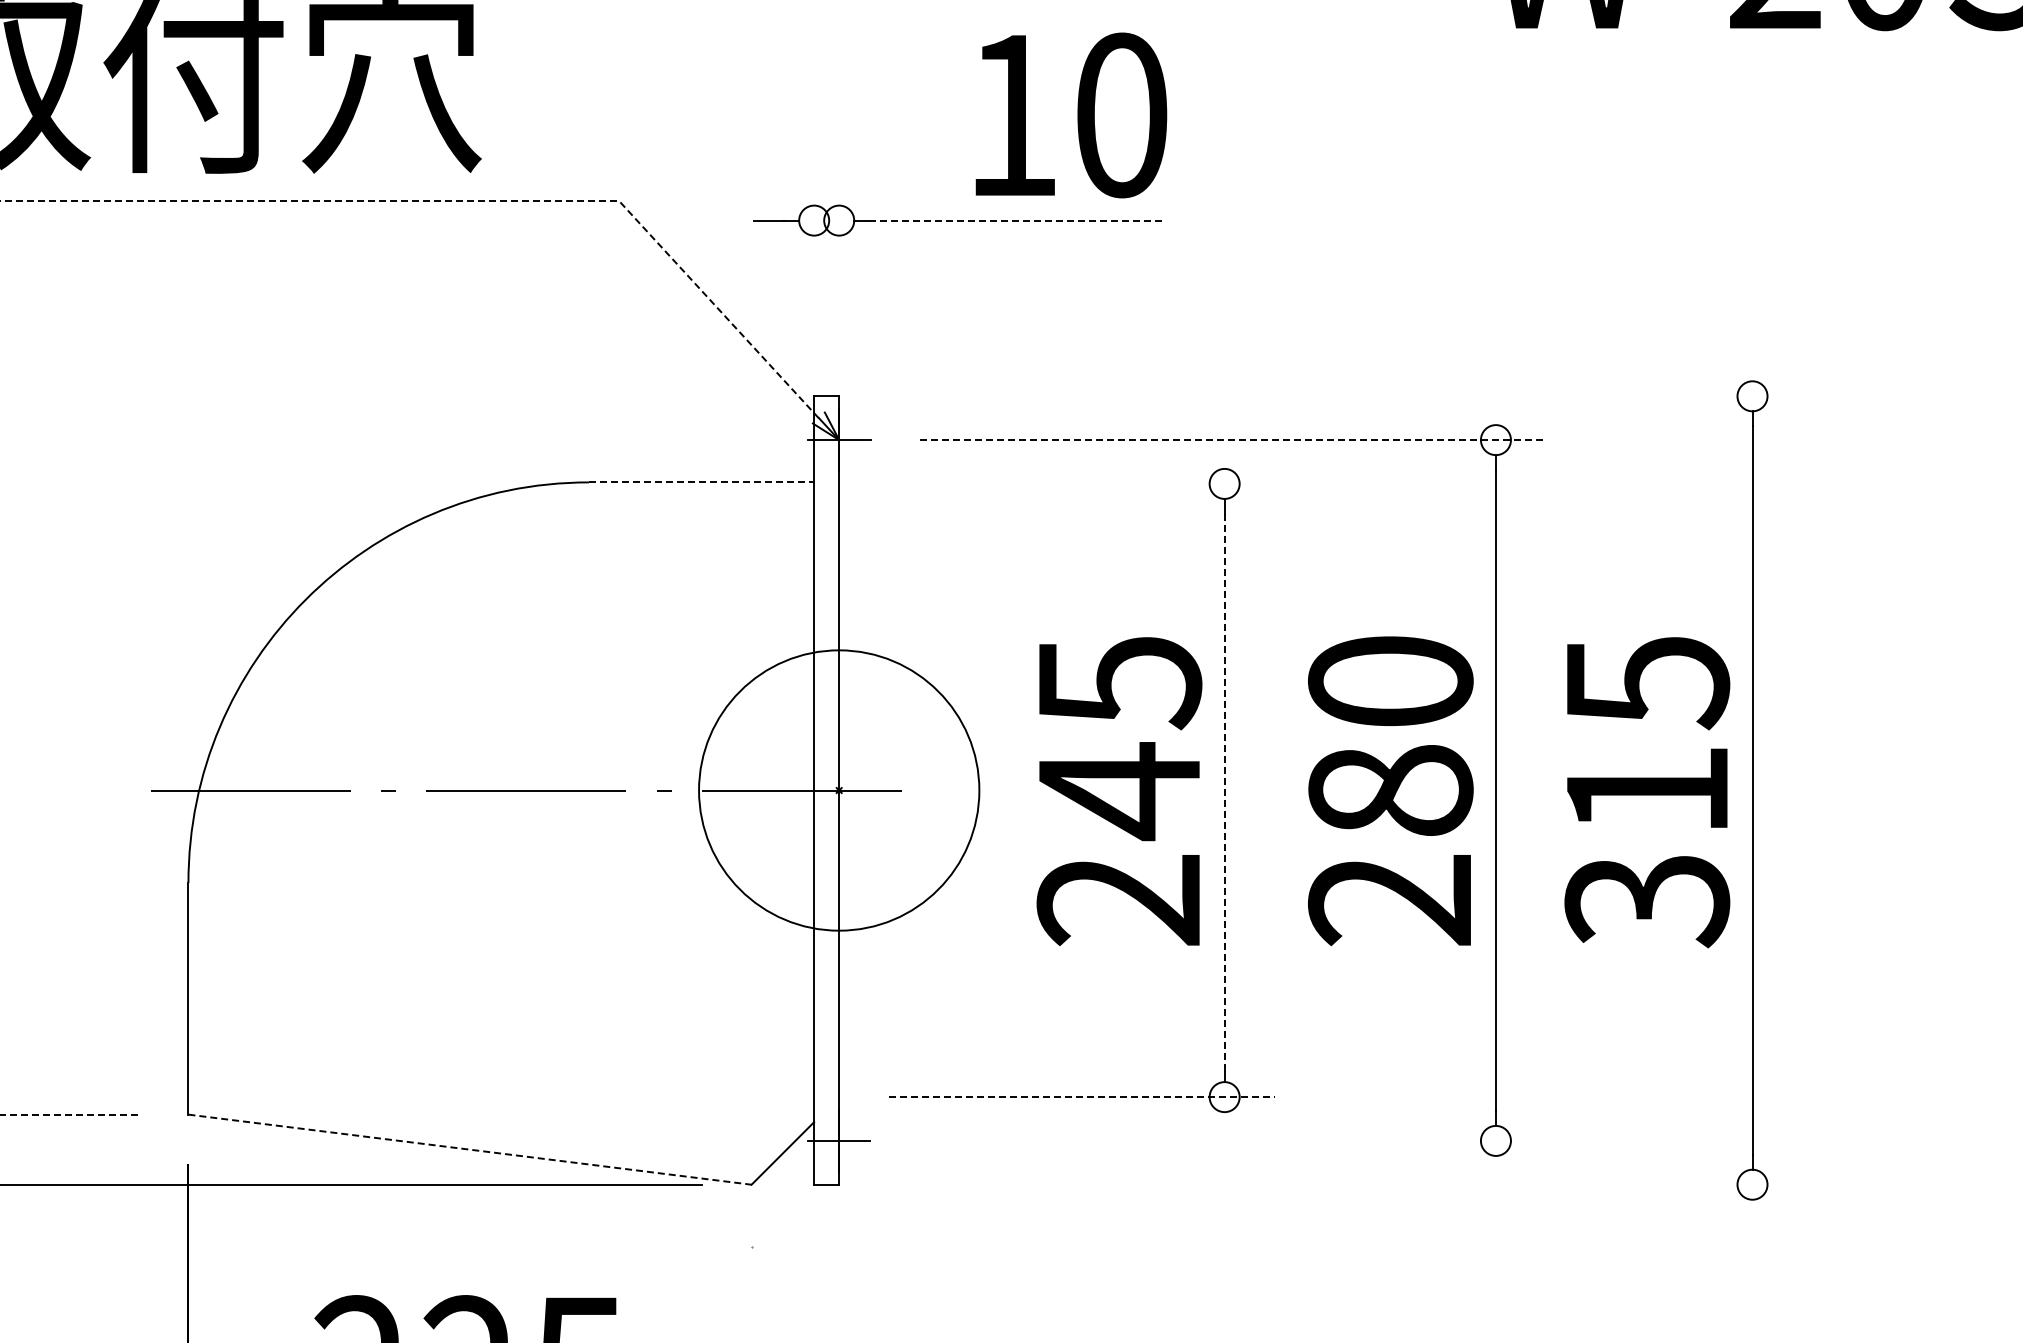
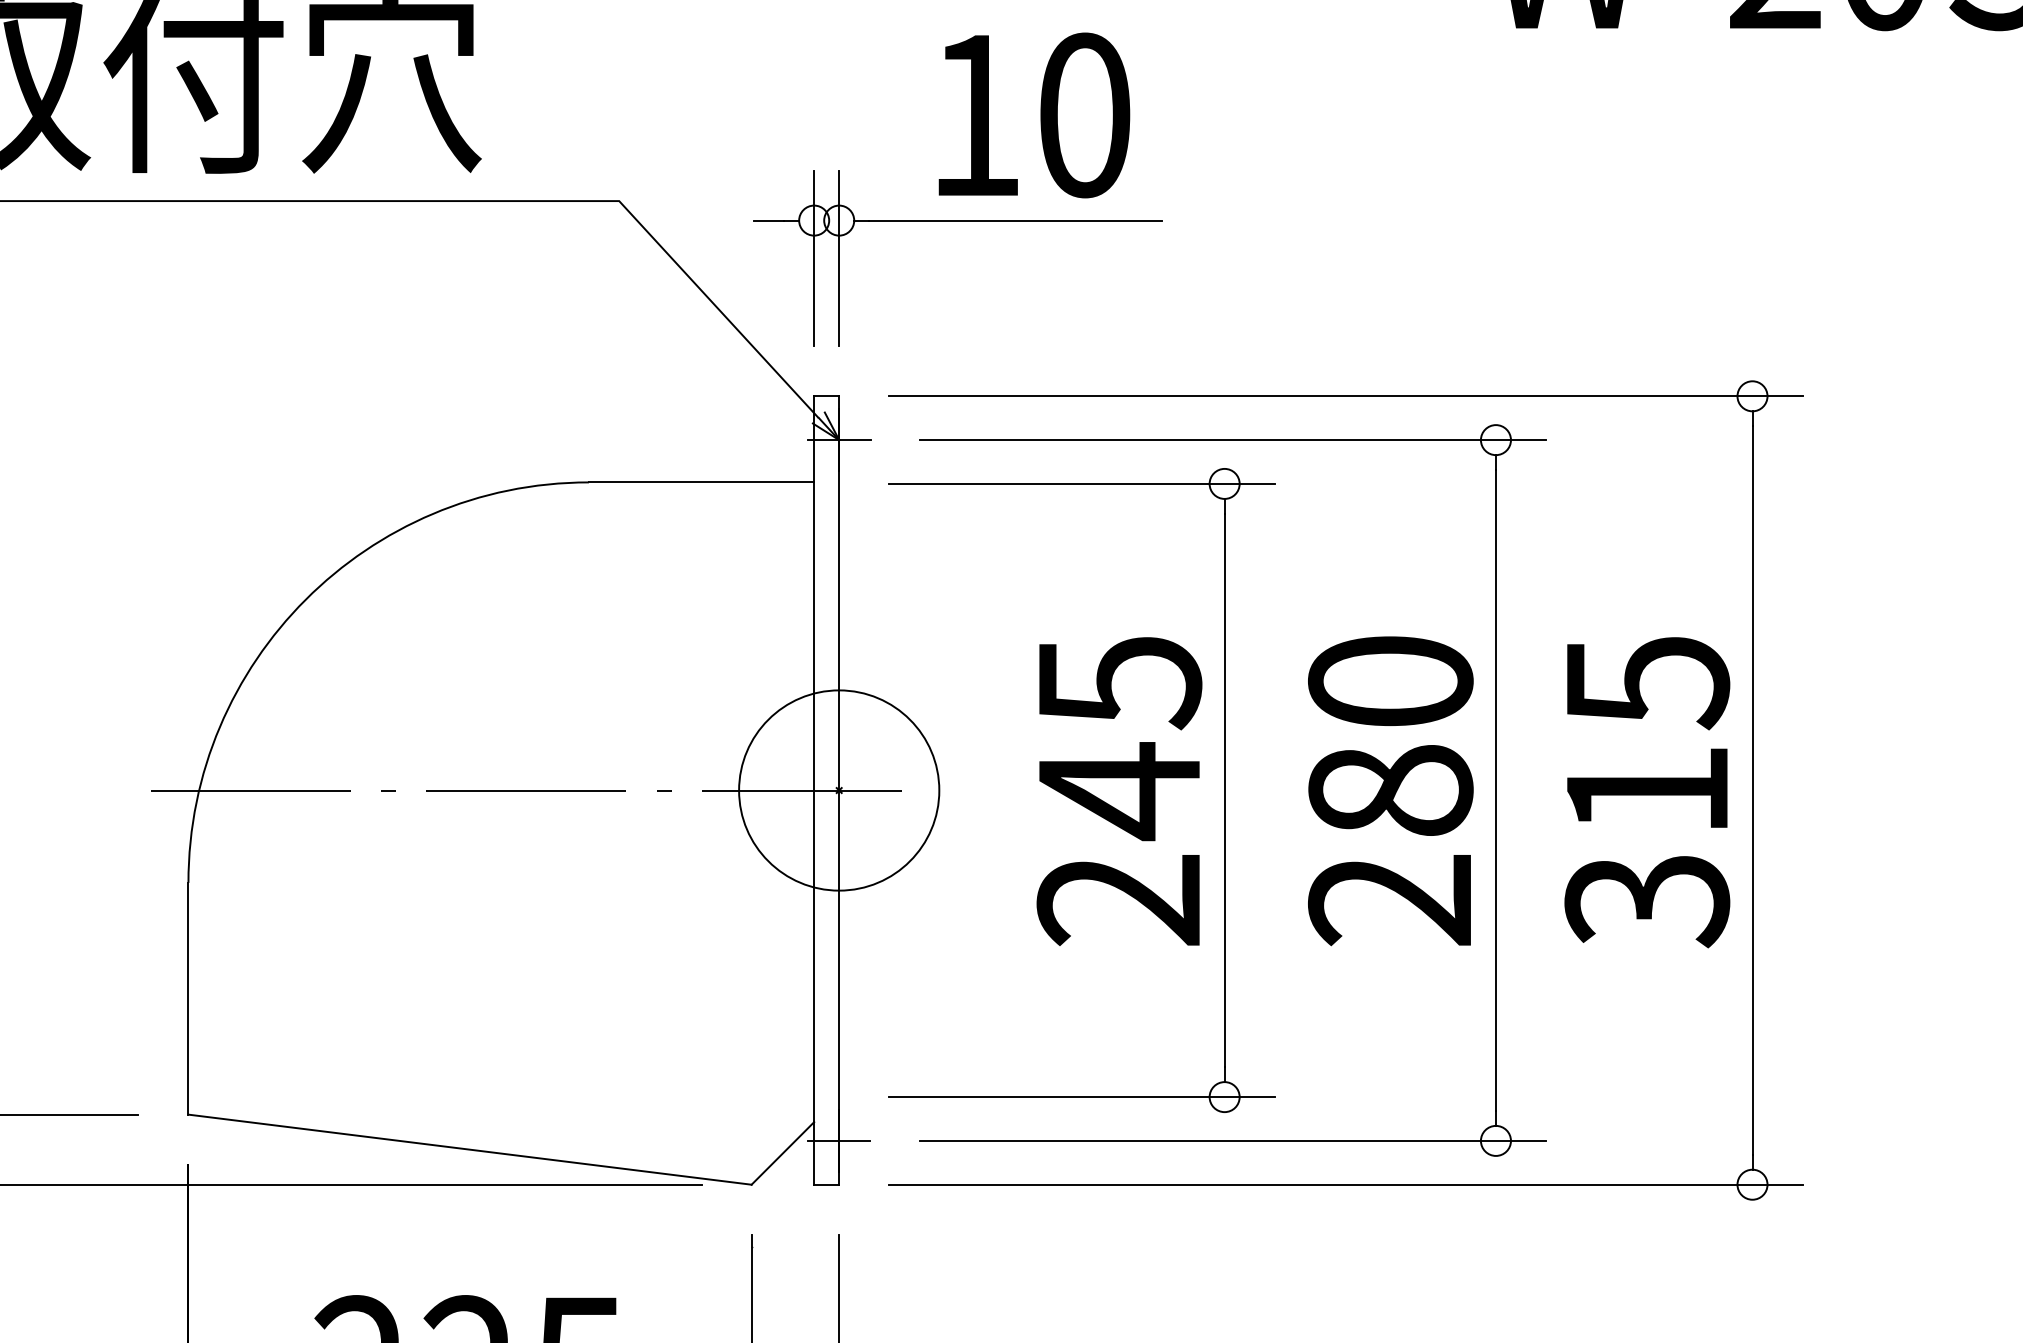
text position: (1071, 115) -> (1034, 115) (1034, 115)
line: dashed -> solid (457, 201)
line: dashed -> solid (1016, 220)
line: none -> present (814, 258)
line: none -> present (839, 258)
line: none -> present (1345, 396)
line: dashed -> solid (1233, 440)
line: dashed -> solid (701, 482)
line: none -> present (1081, 483)
circle diameter: 280 px -> 200 px (839, 790)
line: dashed -> solid (1224, 790)
line: dashed -> solid (1081, 1097)
line: dashed -> solid (69, 1114)
line: none -> present (1233, 1140)
line: dashed -> solid (470, 1149)
line: none -> present (1345, 1184)
line: none -> present (751, 1286)
line: none -> present (839, 1286)
